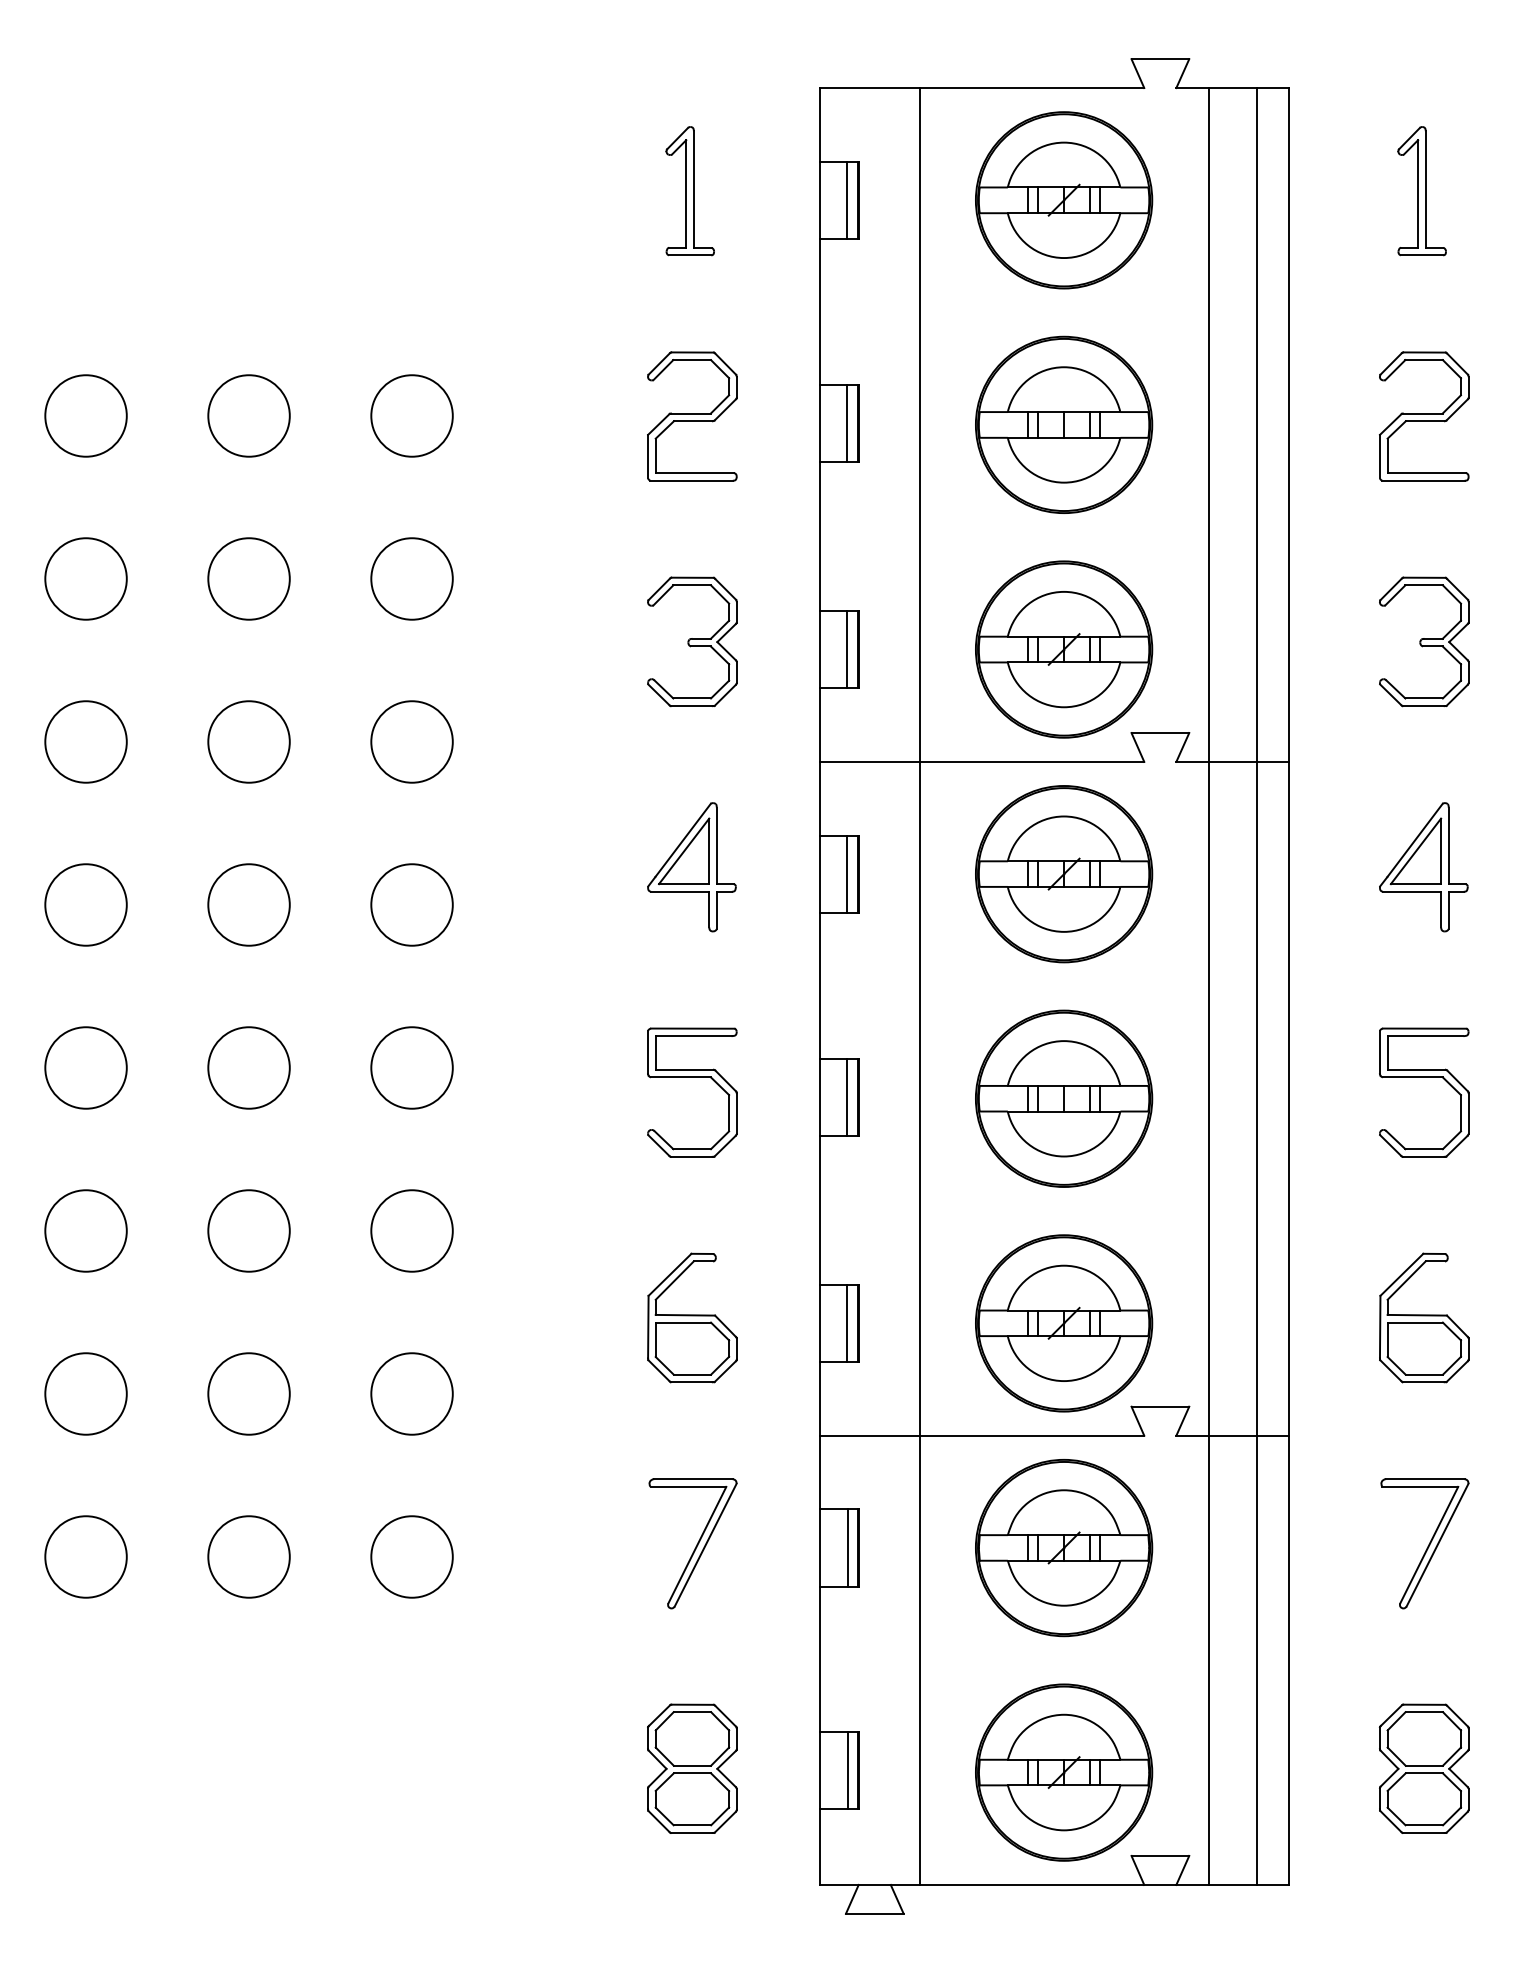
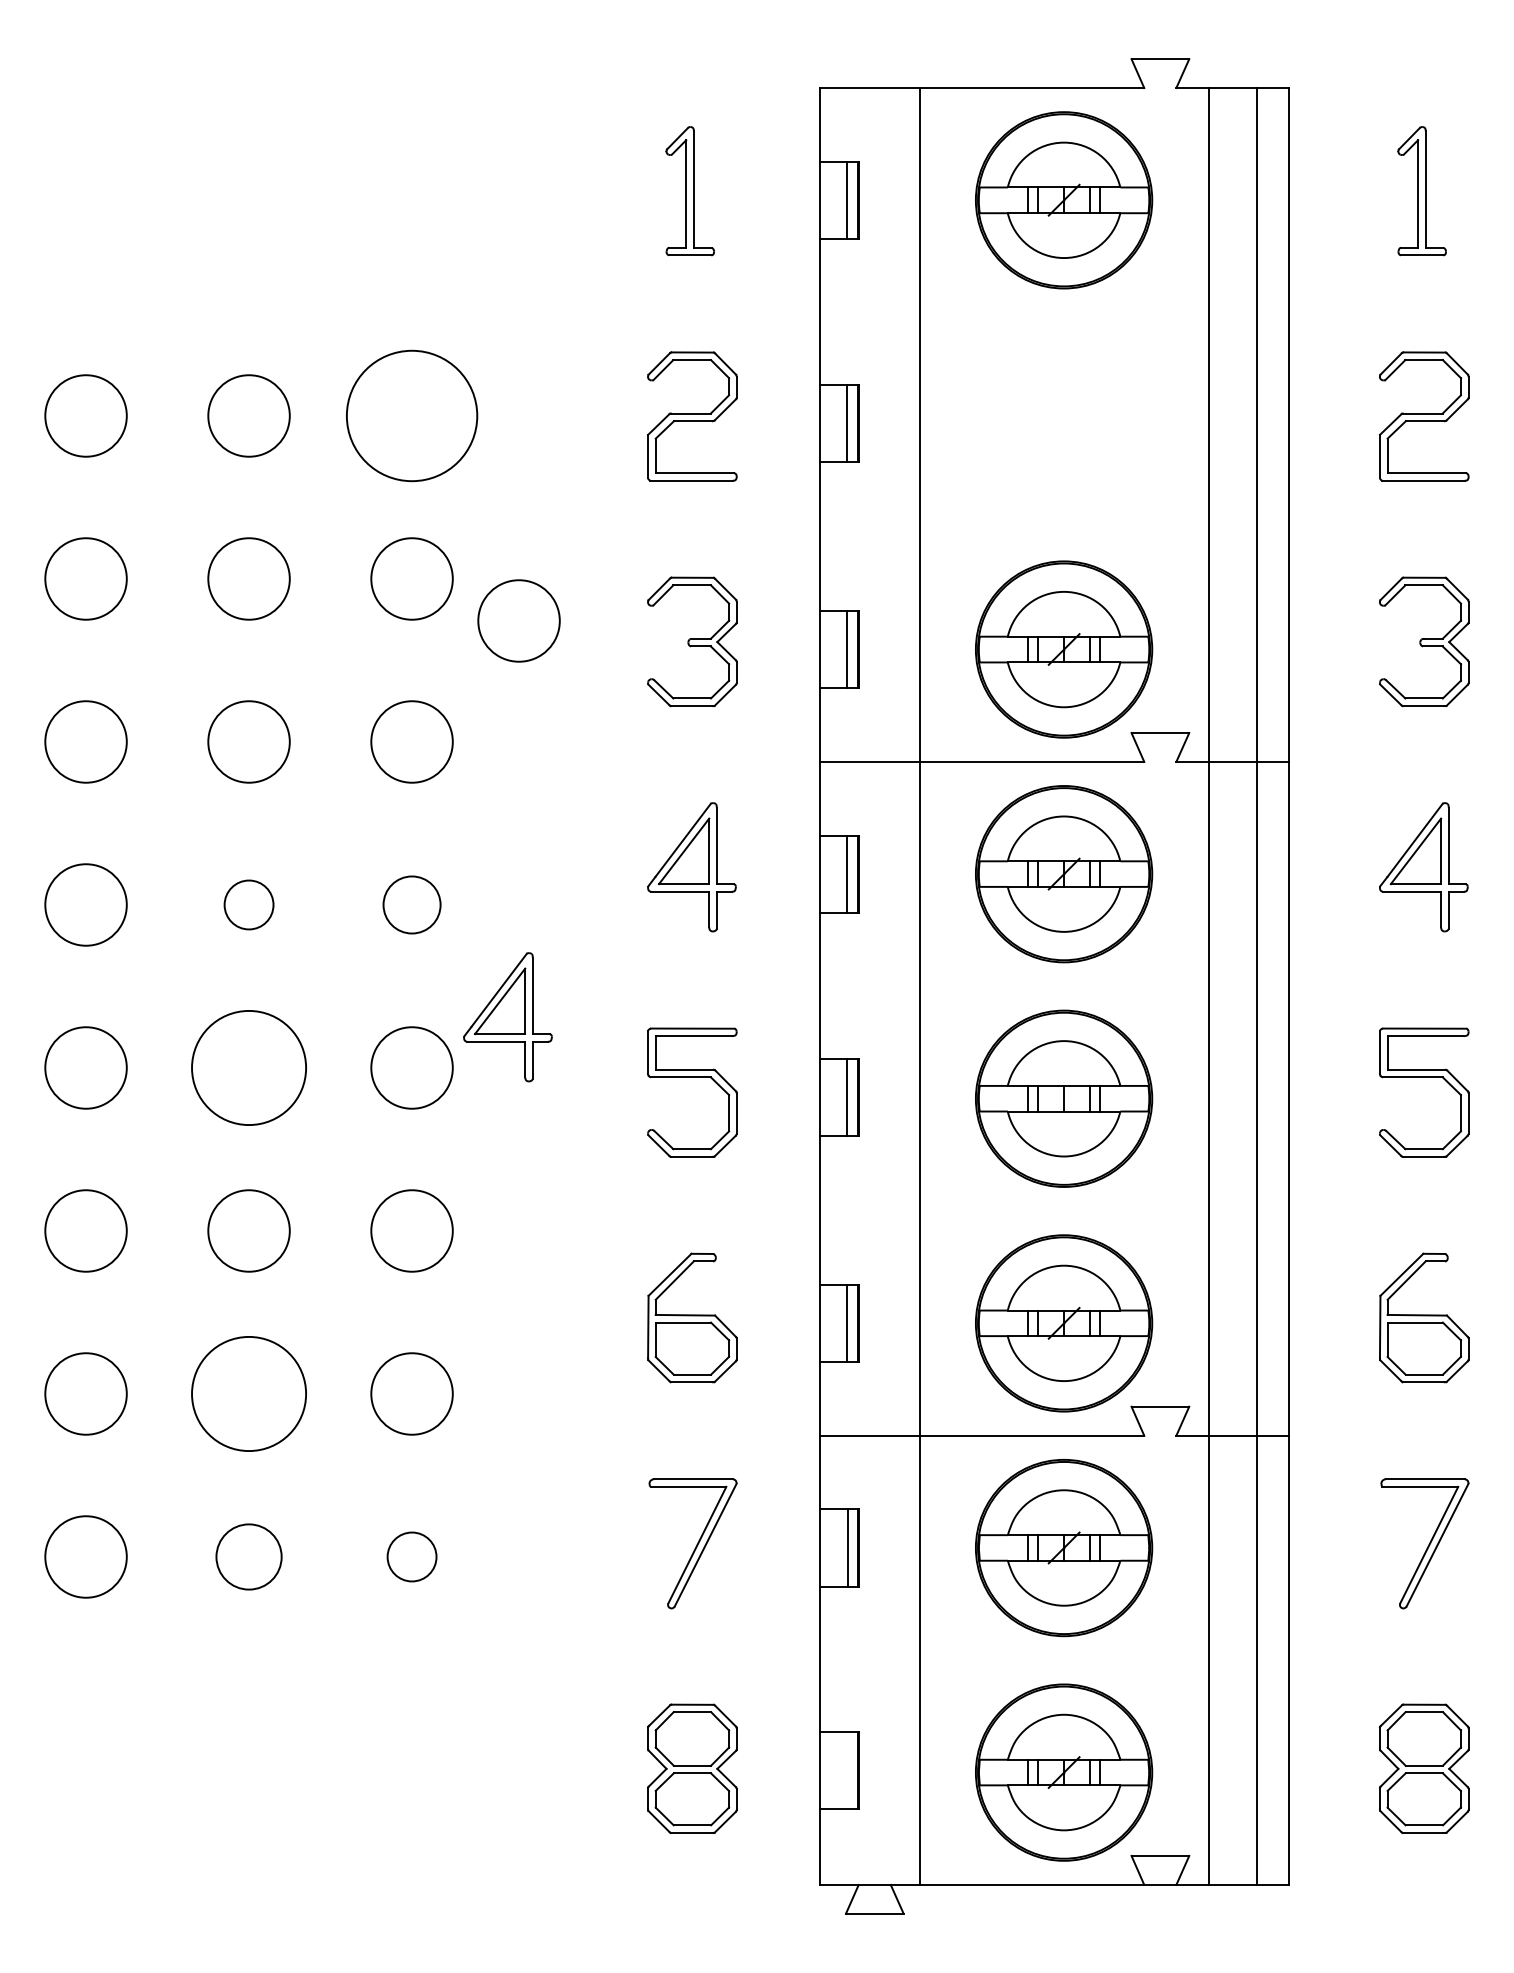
circle diameter: 82 px -> 130 px (411, 415)
part: present -> none (1064, 424)
circle: none -> present (518, 620)
circle diameter: 82 px -> 49 px (248, 904)
circle diameter: 82 px -> 57 px (411, 904)
part: none -> present (507, 1017)
circle diameter: 82 px -> 114 px (249, 1067)
circle diameter: 82 px -> 114 px (249, 1393)
circle diameter: 82 px -> 65 px (248, 1556)
circle diameter: 82 px -> 49 px (411, 1556)
line: present -> none (848, 1770)
